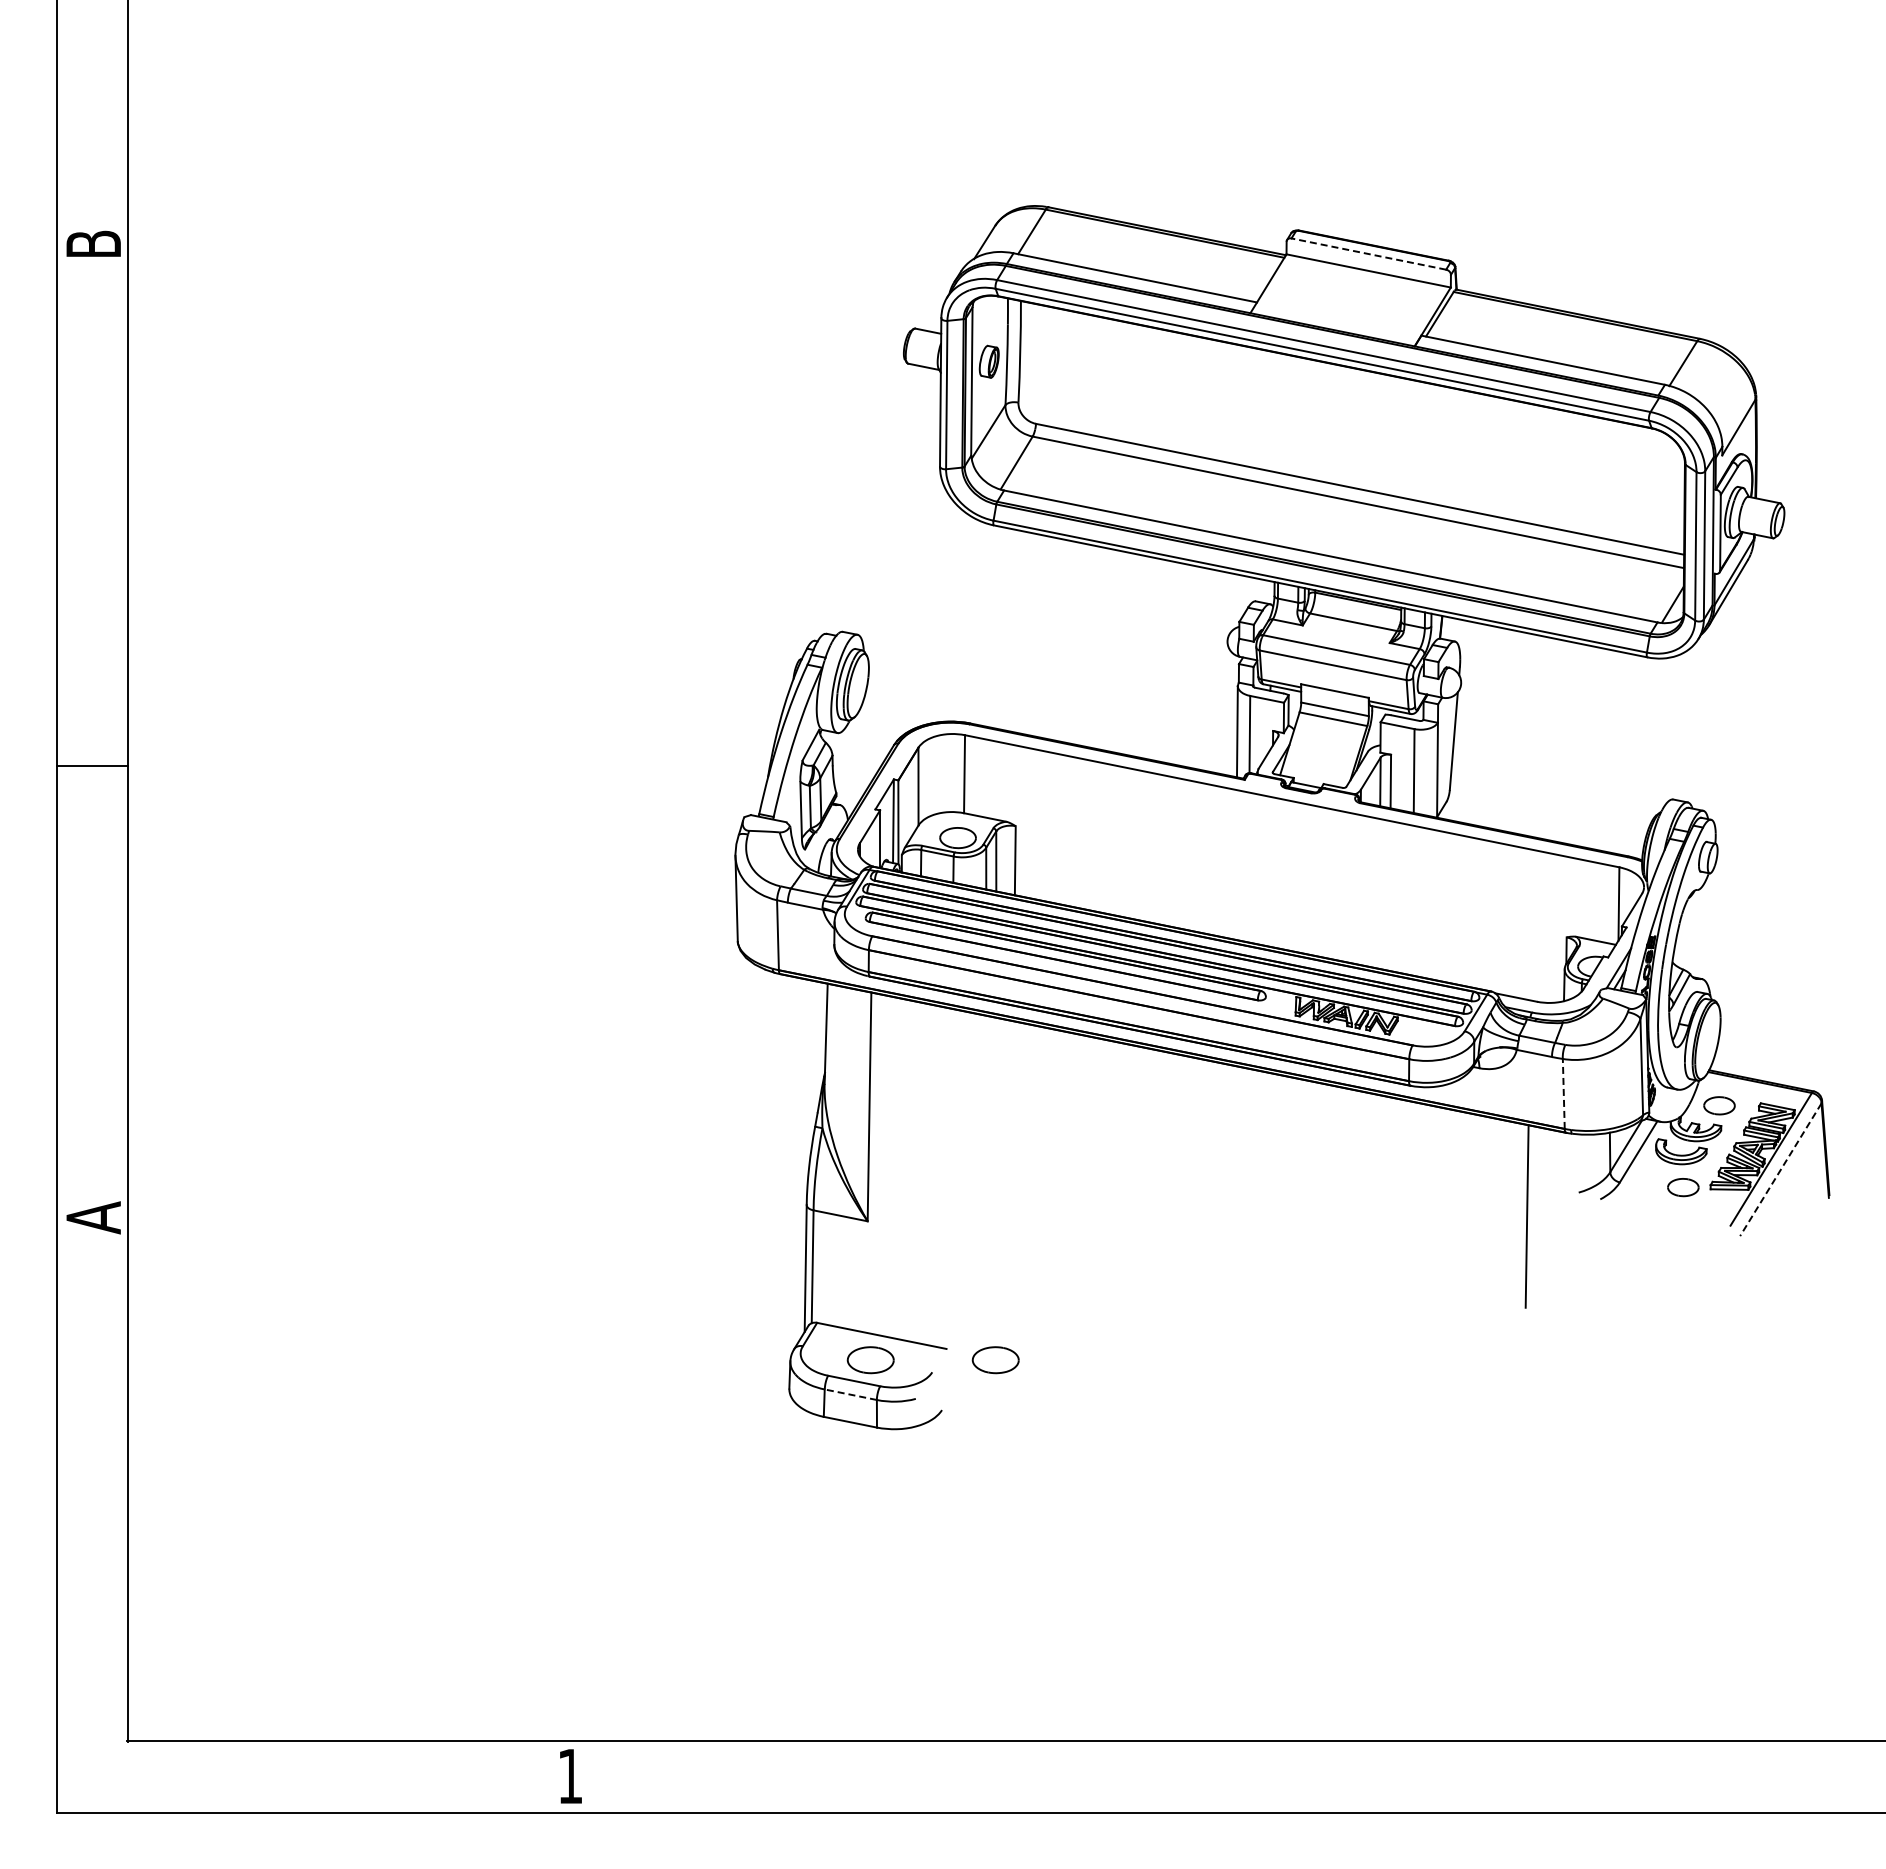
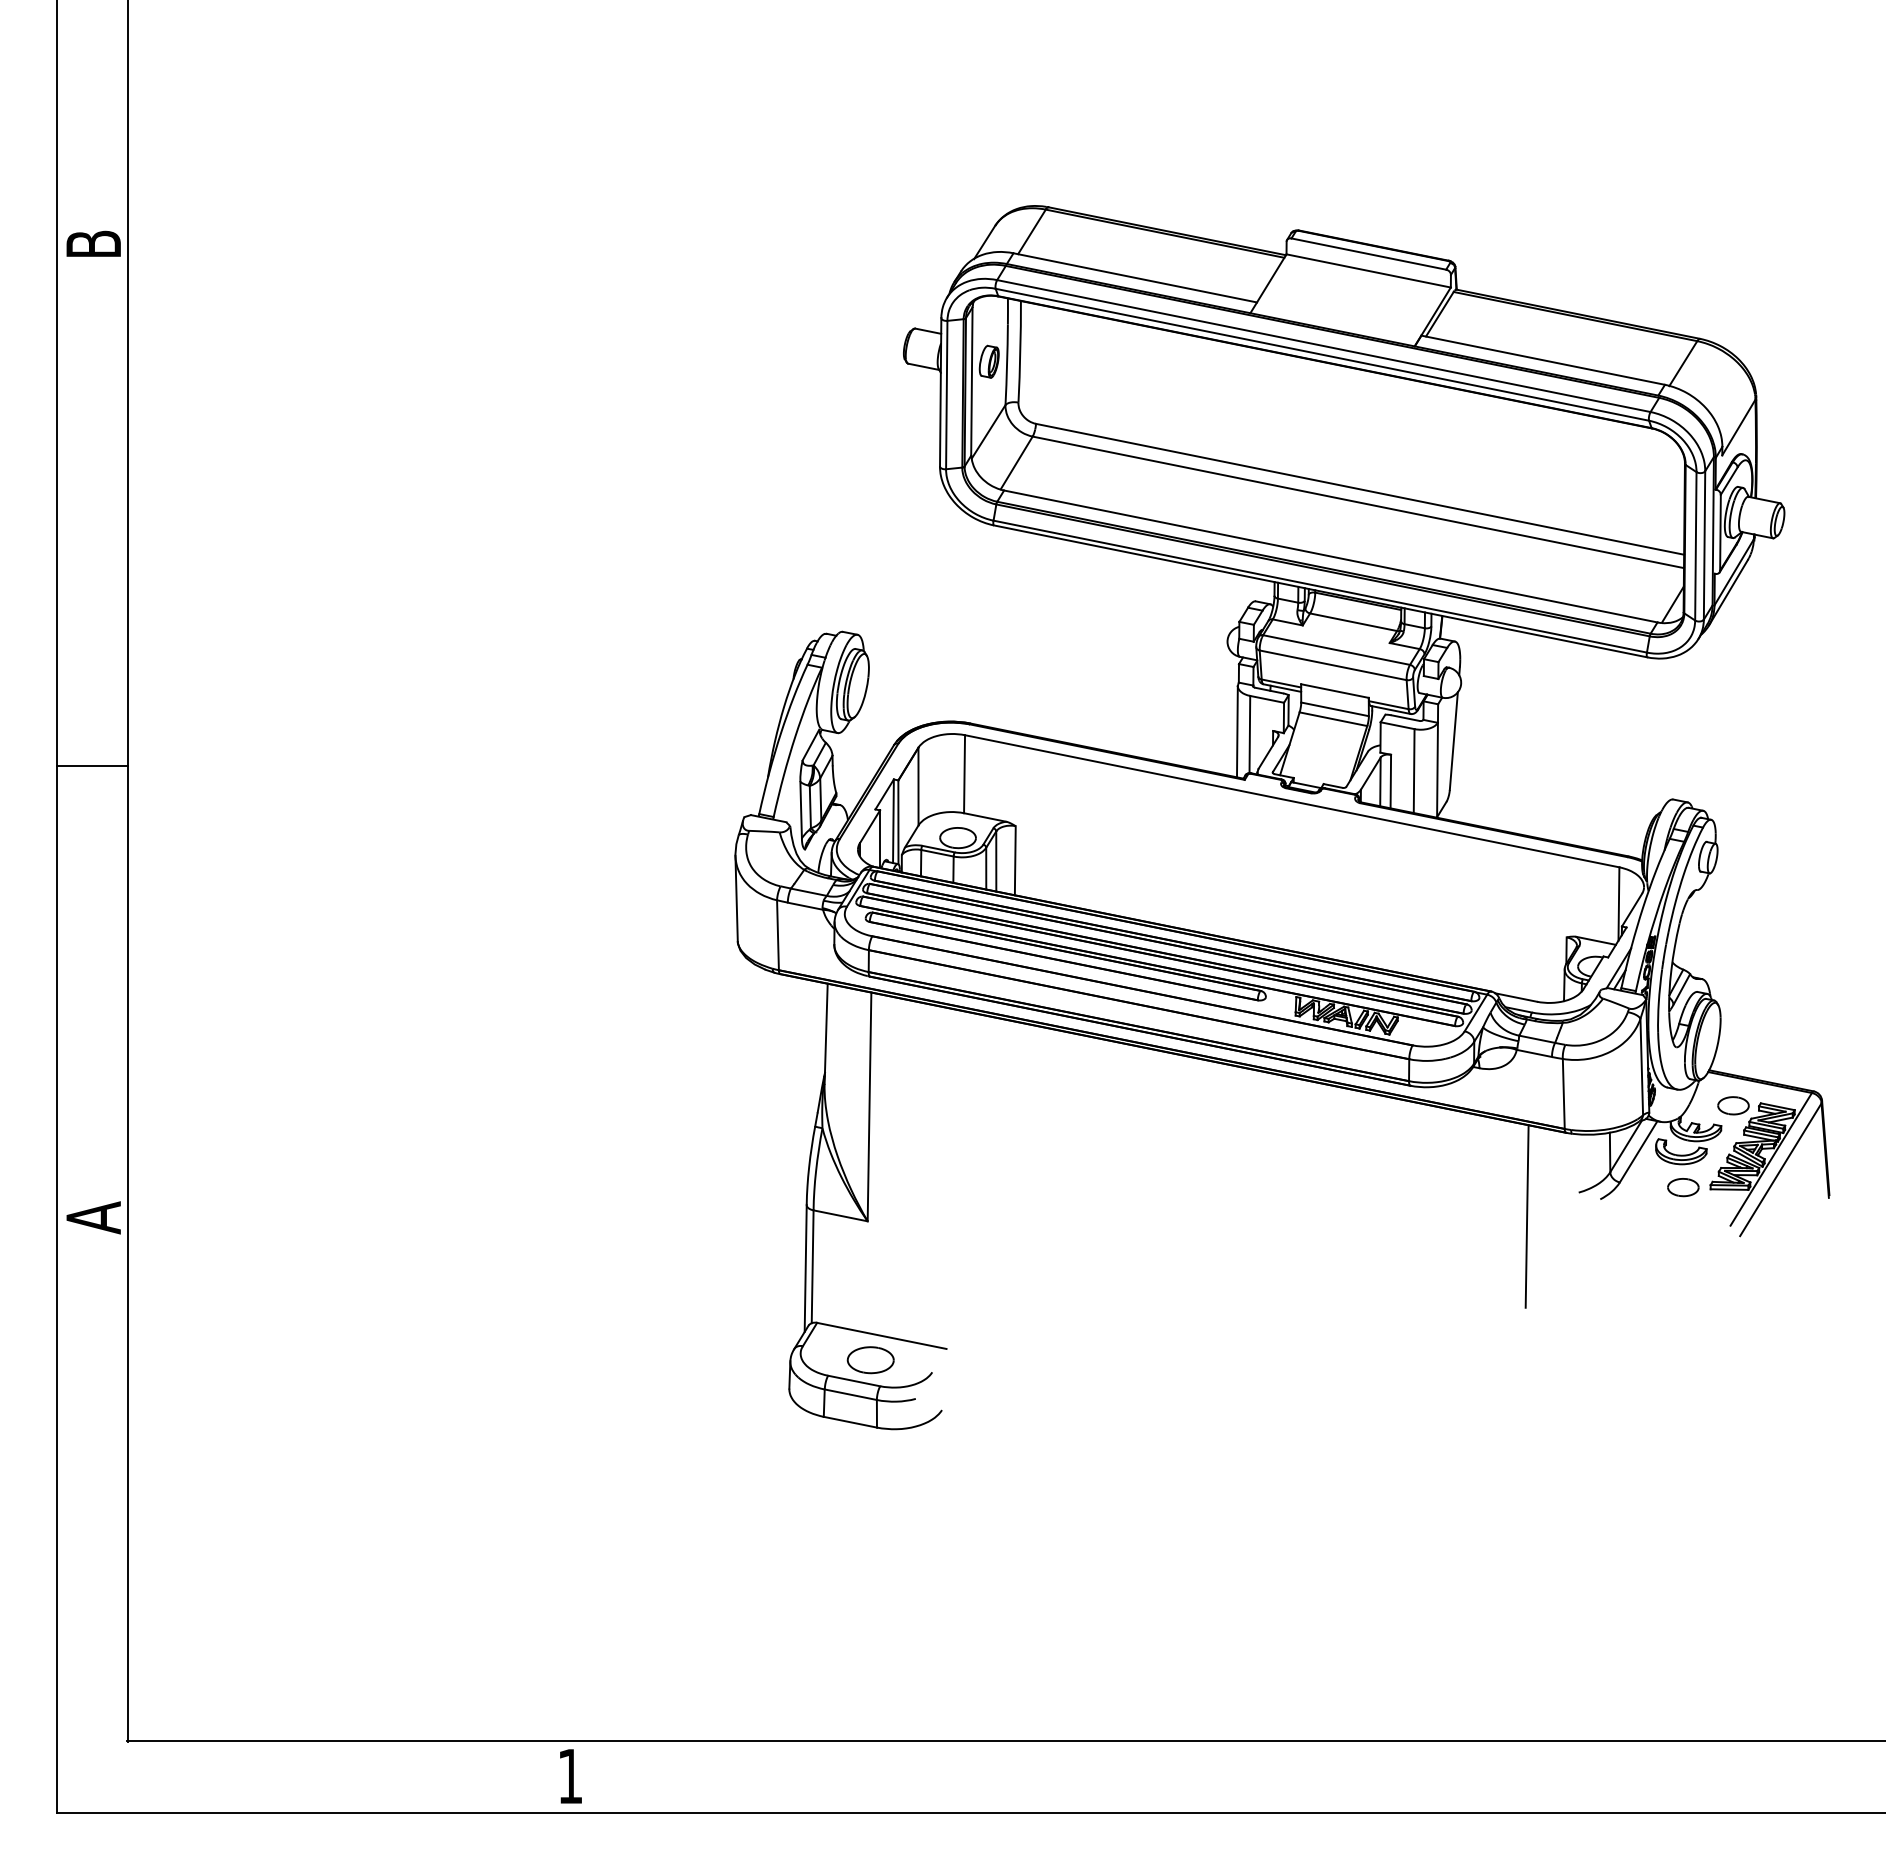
line: dashed -> solid (1368, 254)
line: dashed -> solid (1563, 1093)
part position: (1719, 1105) -> (1733, 1105) (1733, 1105)
line: dashed -> solid (1780, 1169)
part: present -> none (995, 1360)
line: dashed -> solid (850, 1394)
